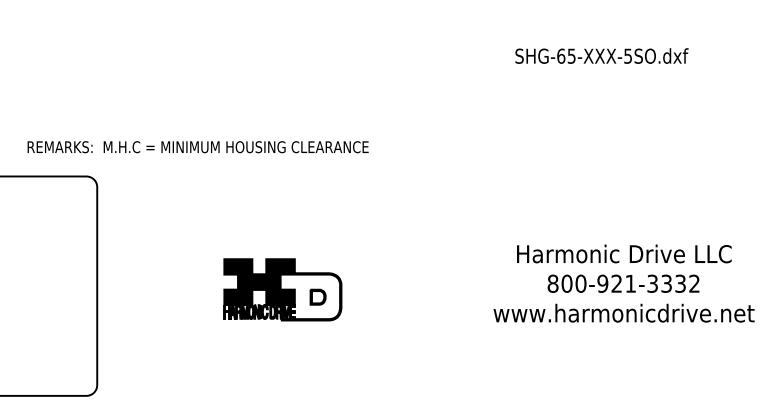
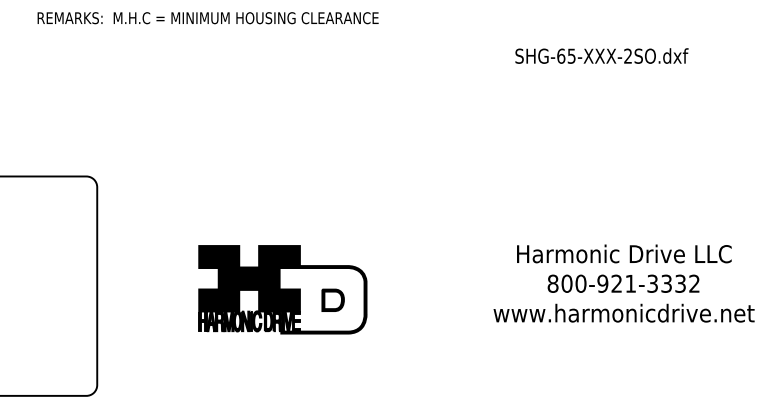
text: SHG-65-XXX-5SO.dxf -> SHG-65-XXX-2SO.dxf (627, 55)
text position: (197, 147) -> (207, 18) (207, 18)
part size: 120x64 px -> 170x90 px (282, 289)
